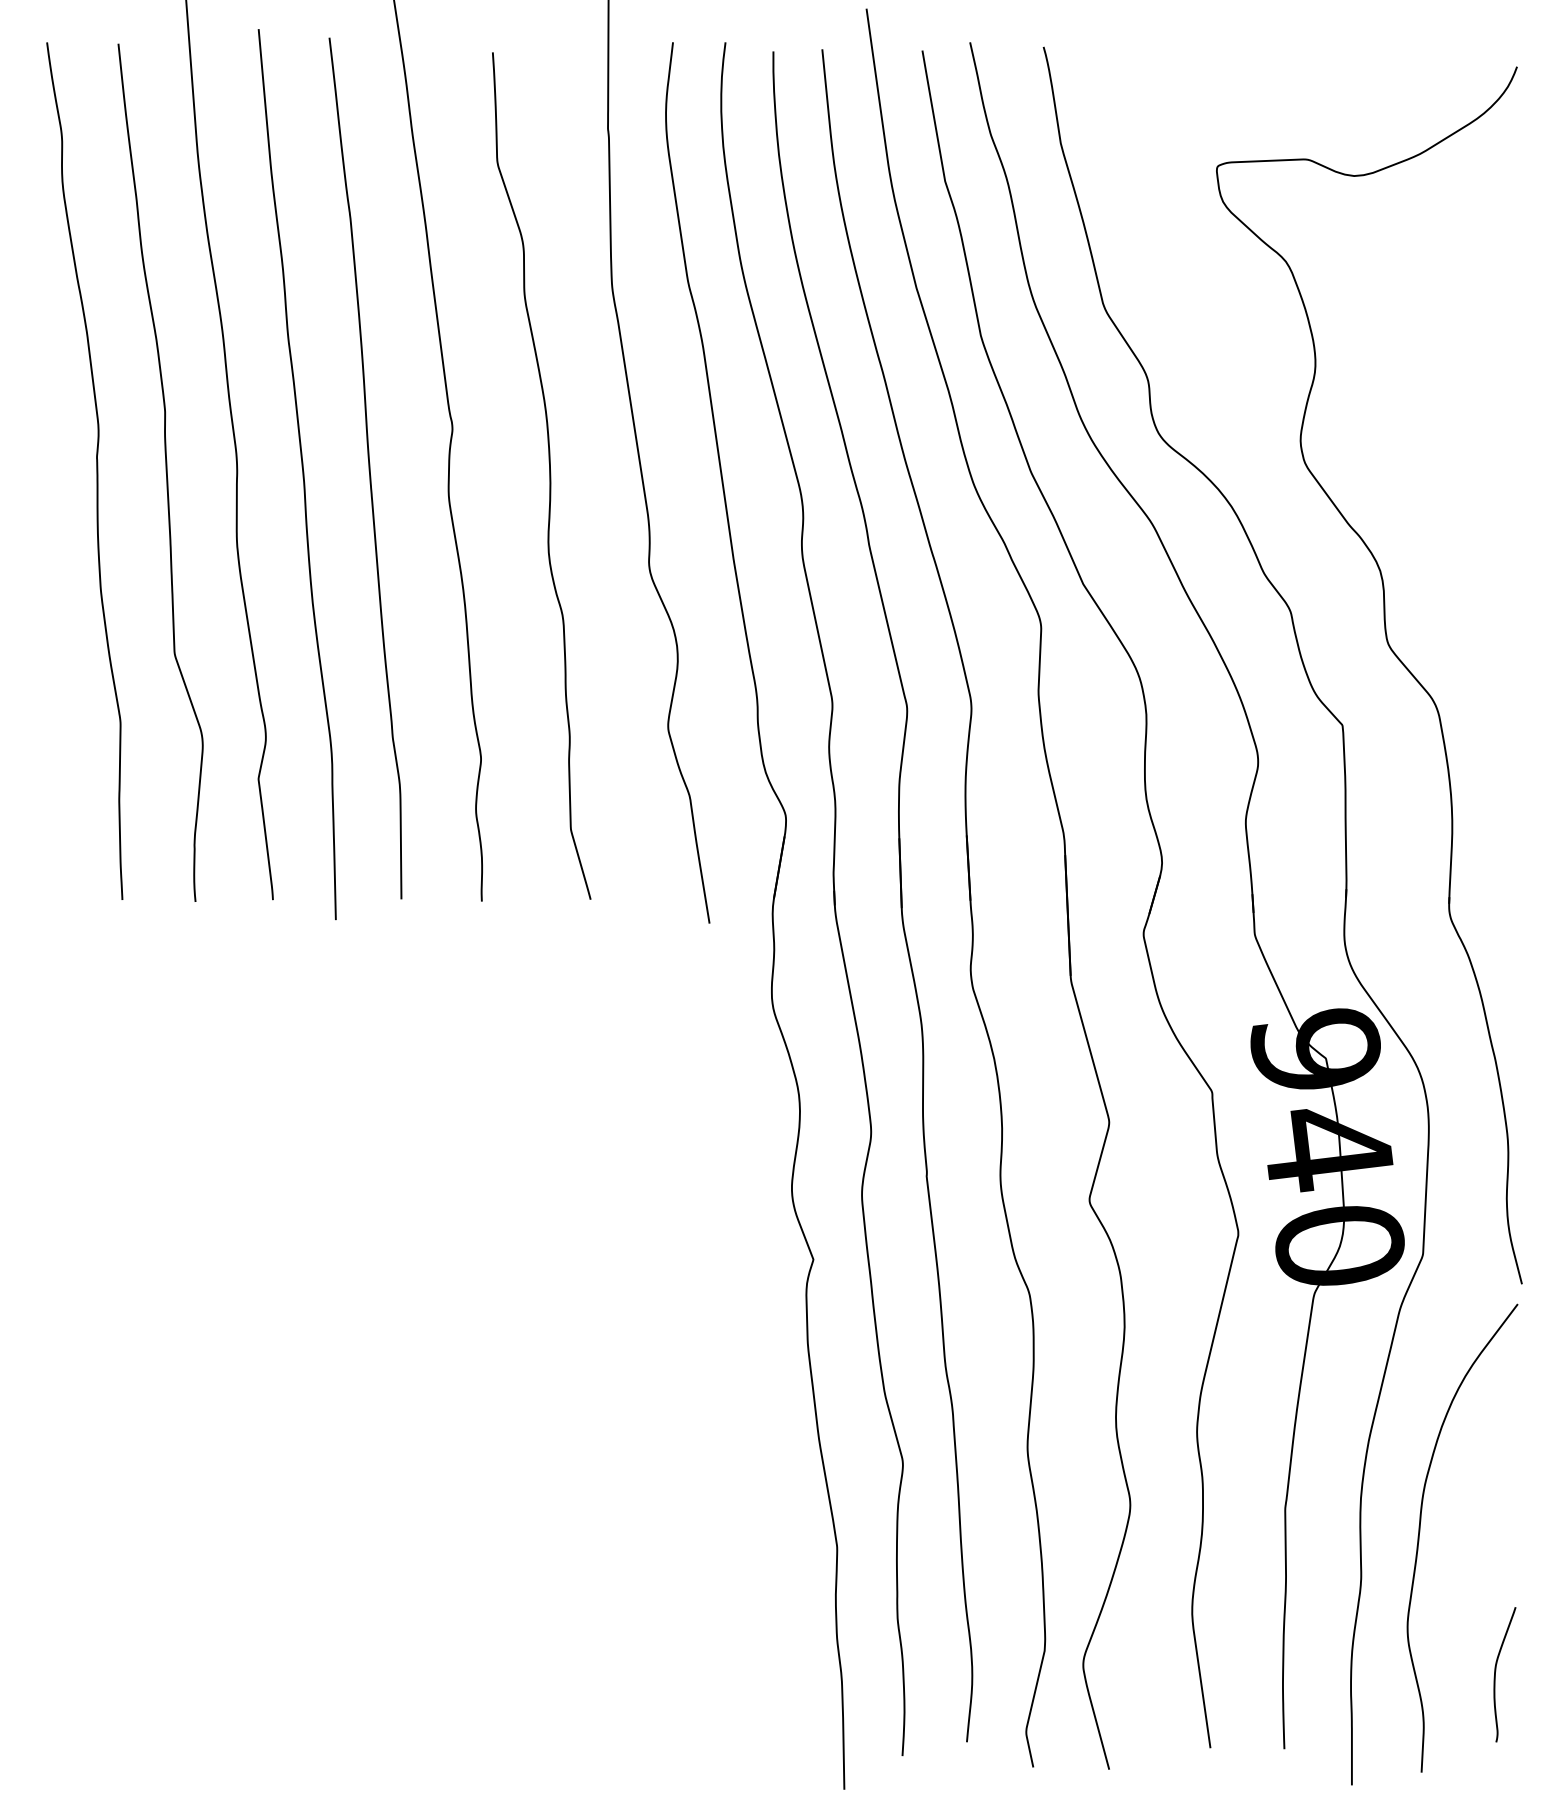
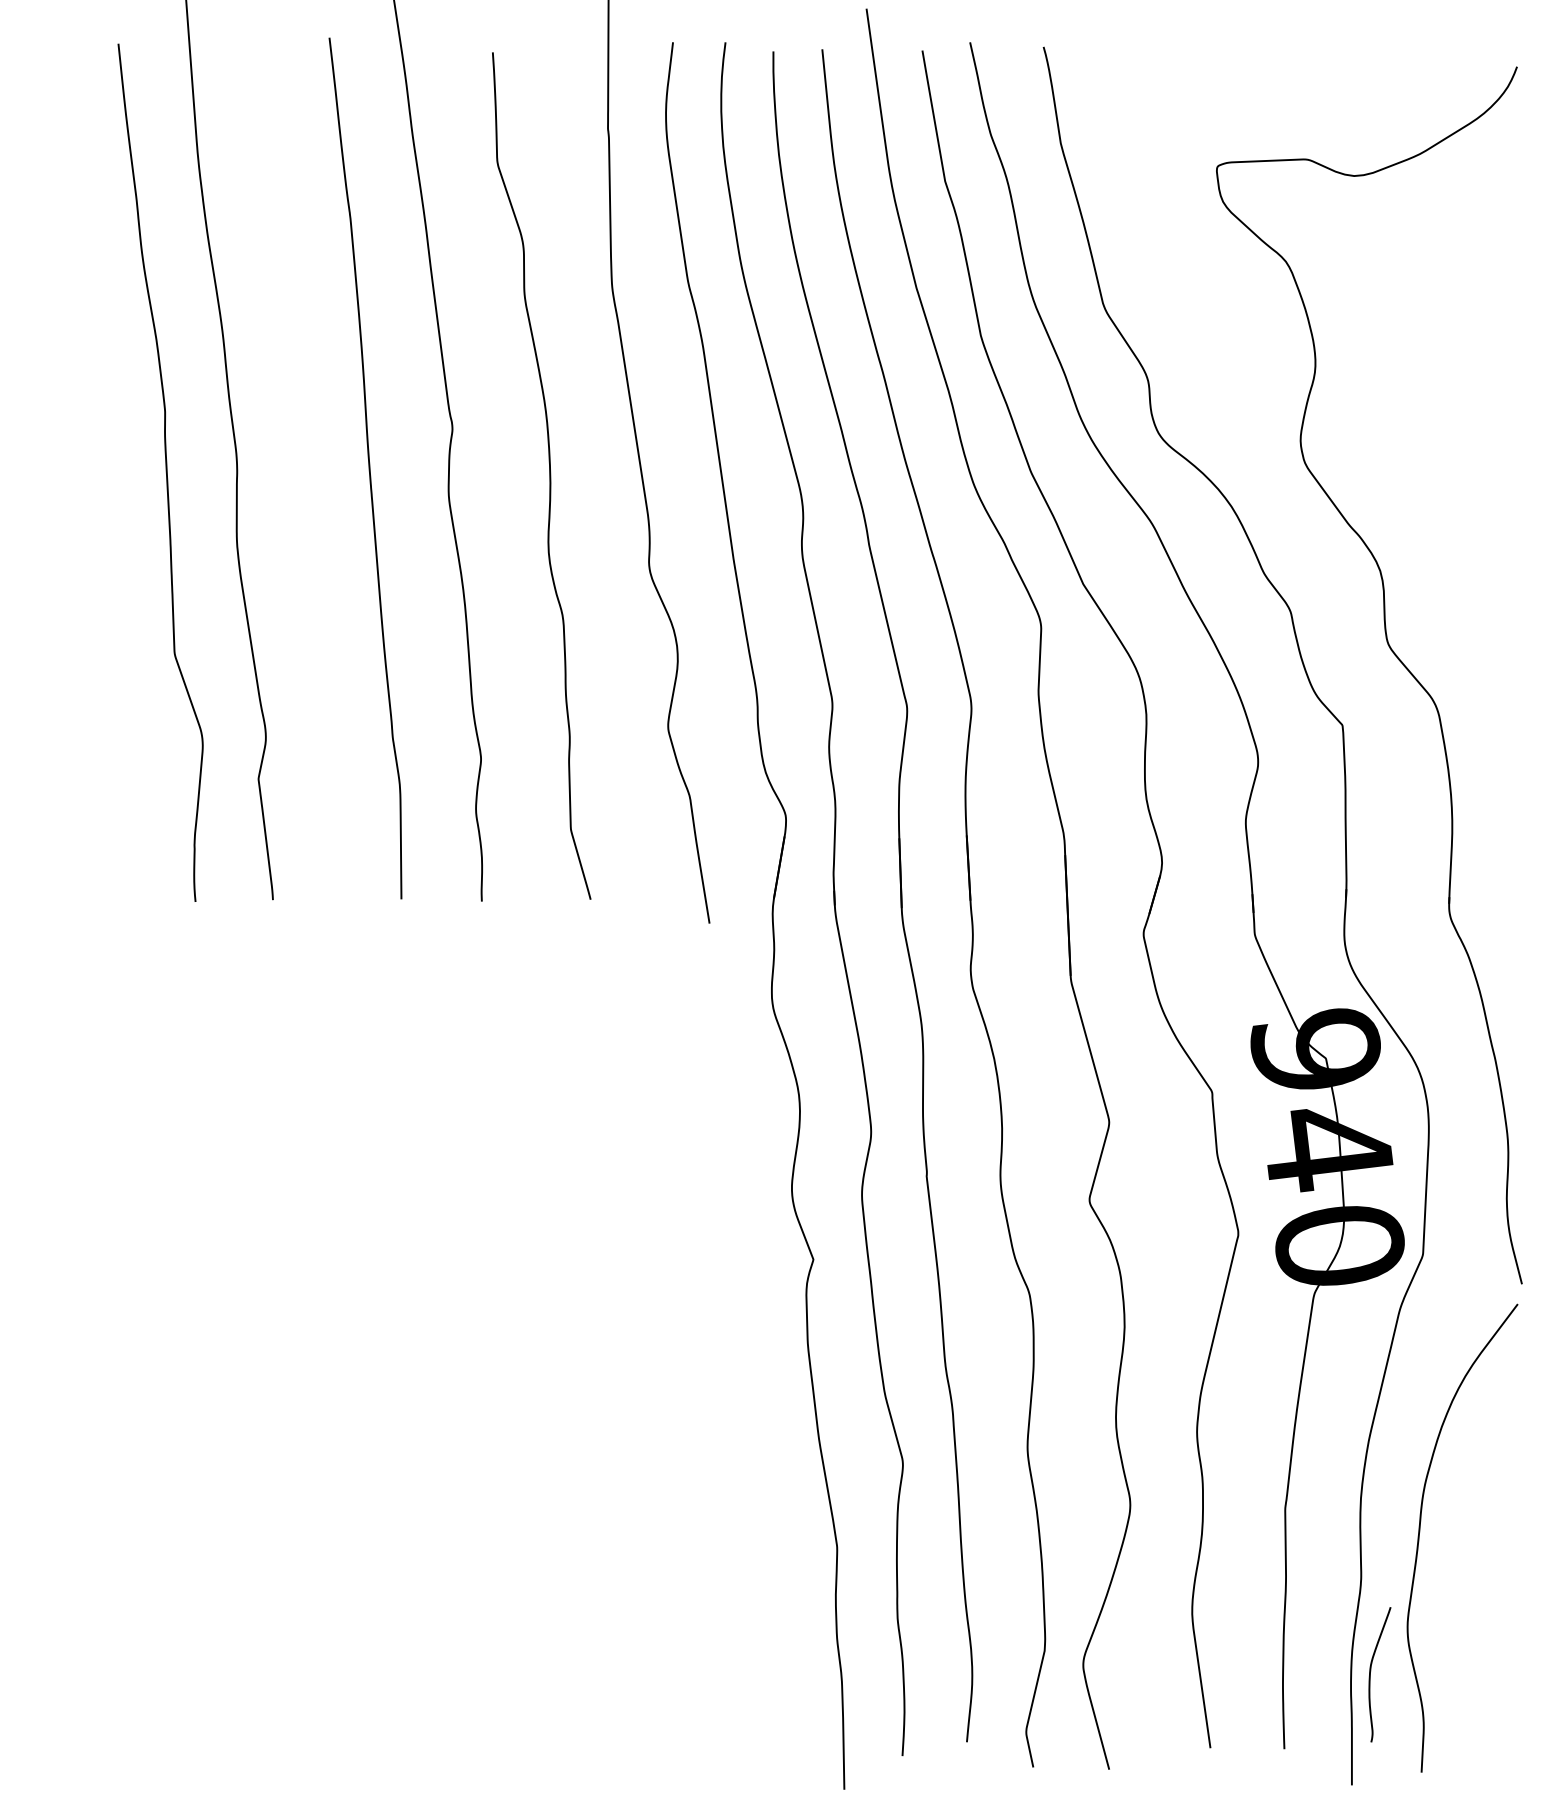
curve: present -> none (96, 470)
curve: present -> none (302, 474)
curve position: (1496, 1671) -> (1371, 1671) (1371, 1671)
